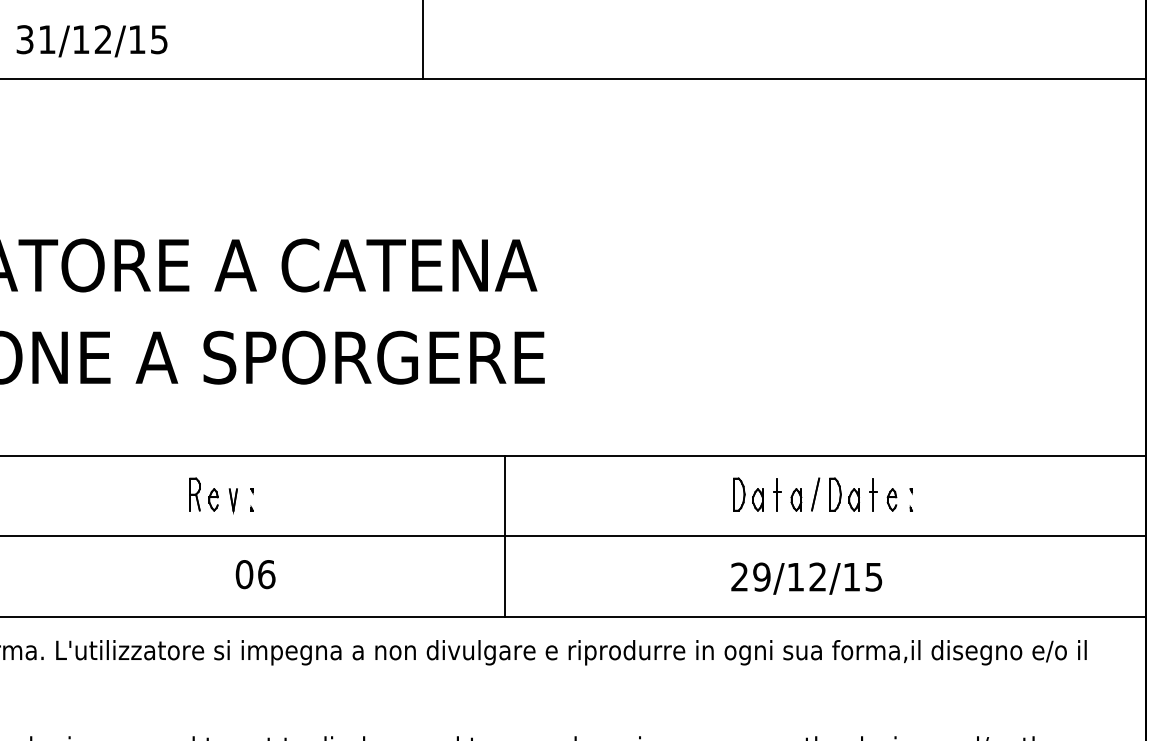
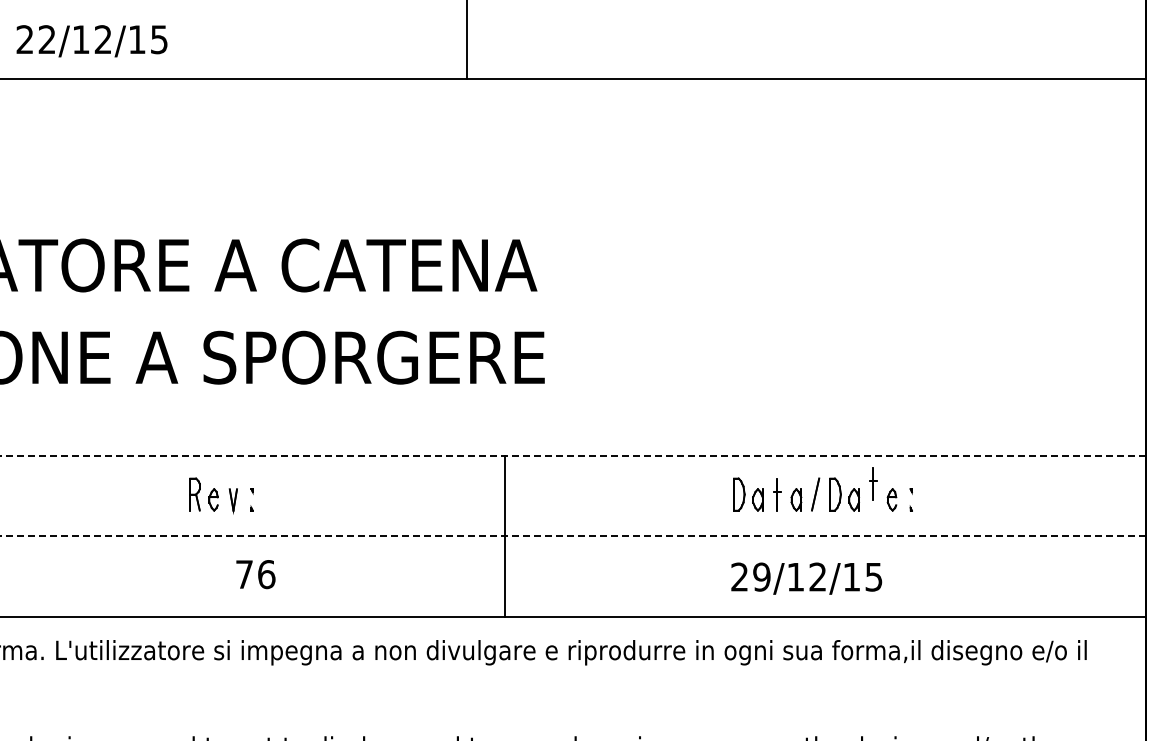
text: 31/12/15 -> 22/12/15 (35, 39)
line position: (422, 40) -> (466, 40) (466, 40)
line: solid -> dashed (573, 456)
part position: (873, 494) -> (873, 483) (873, 483)
line: solid -> dashed (573, 536)
text: 06 -> 76 (244, 574)
